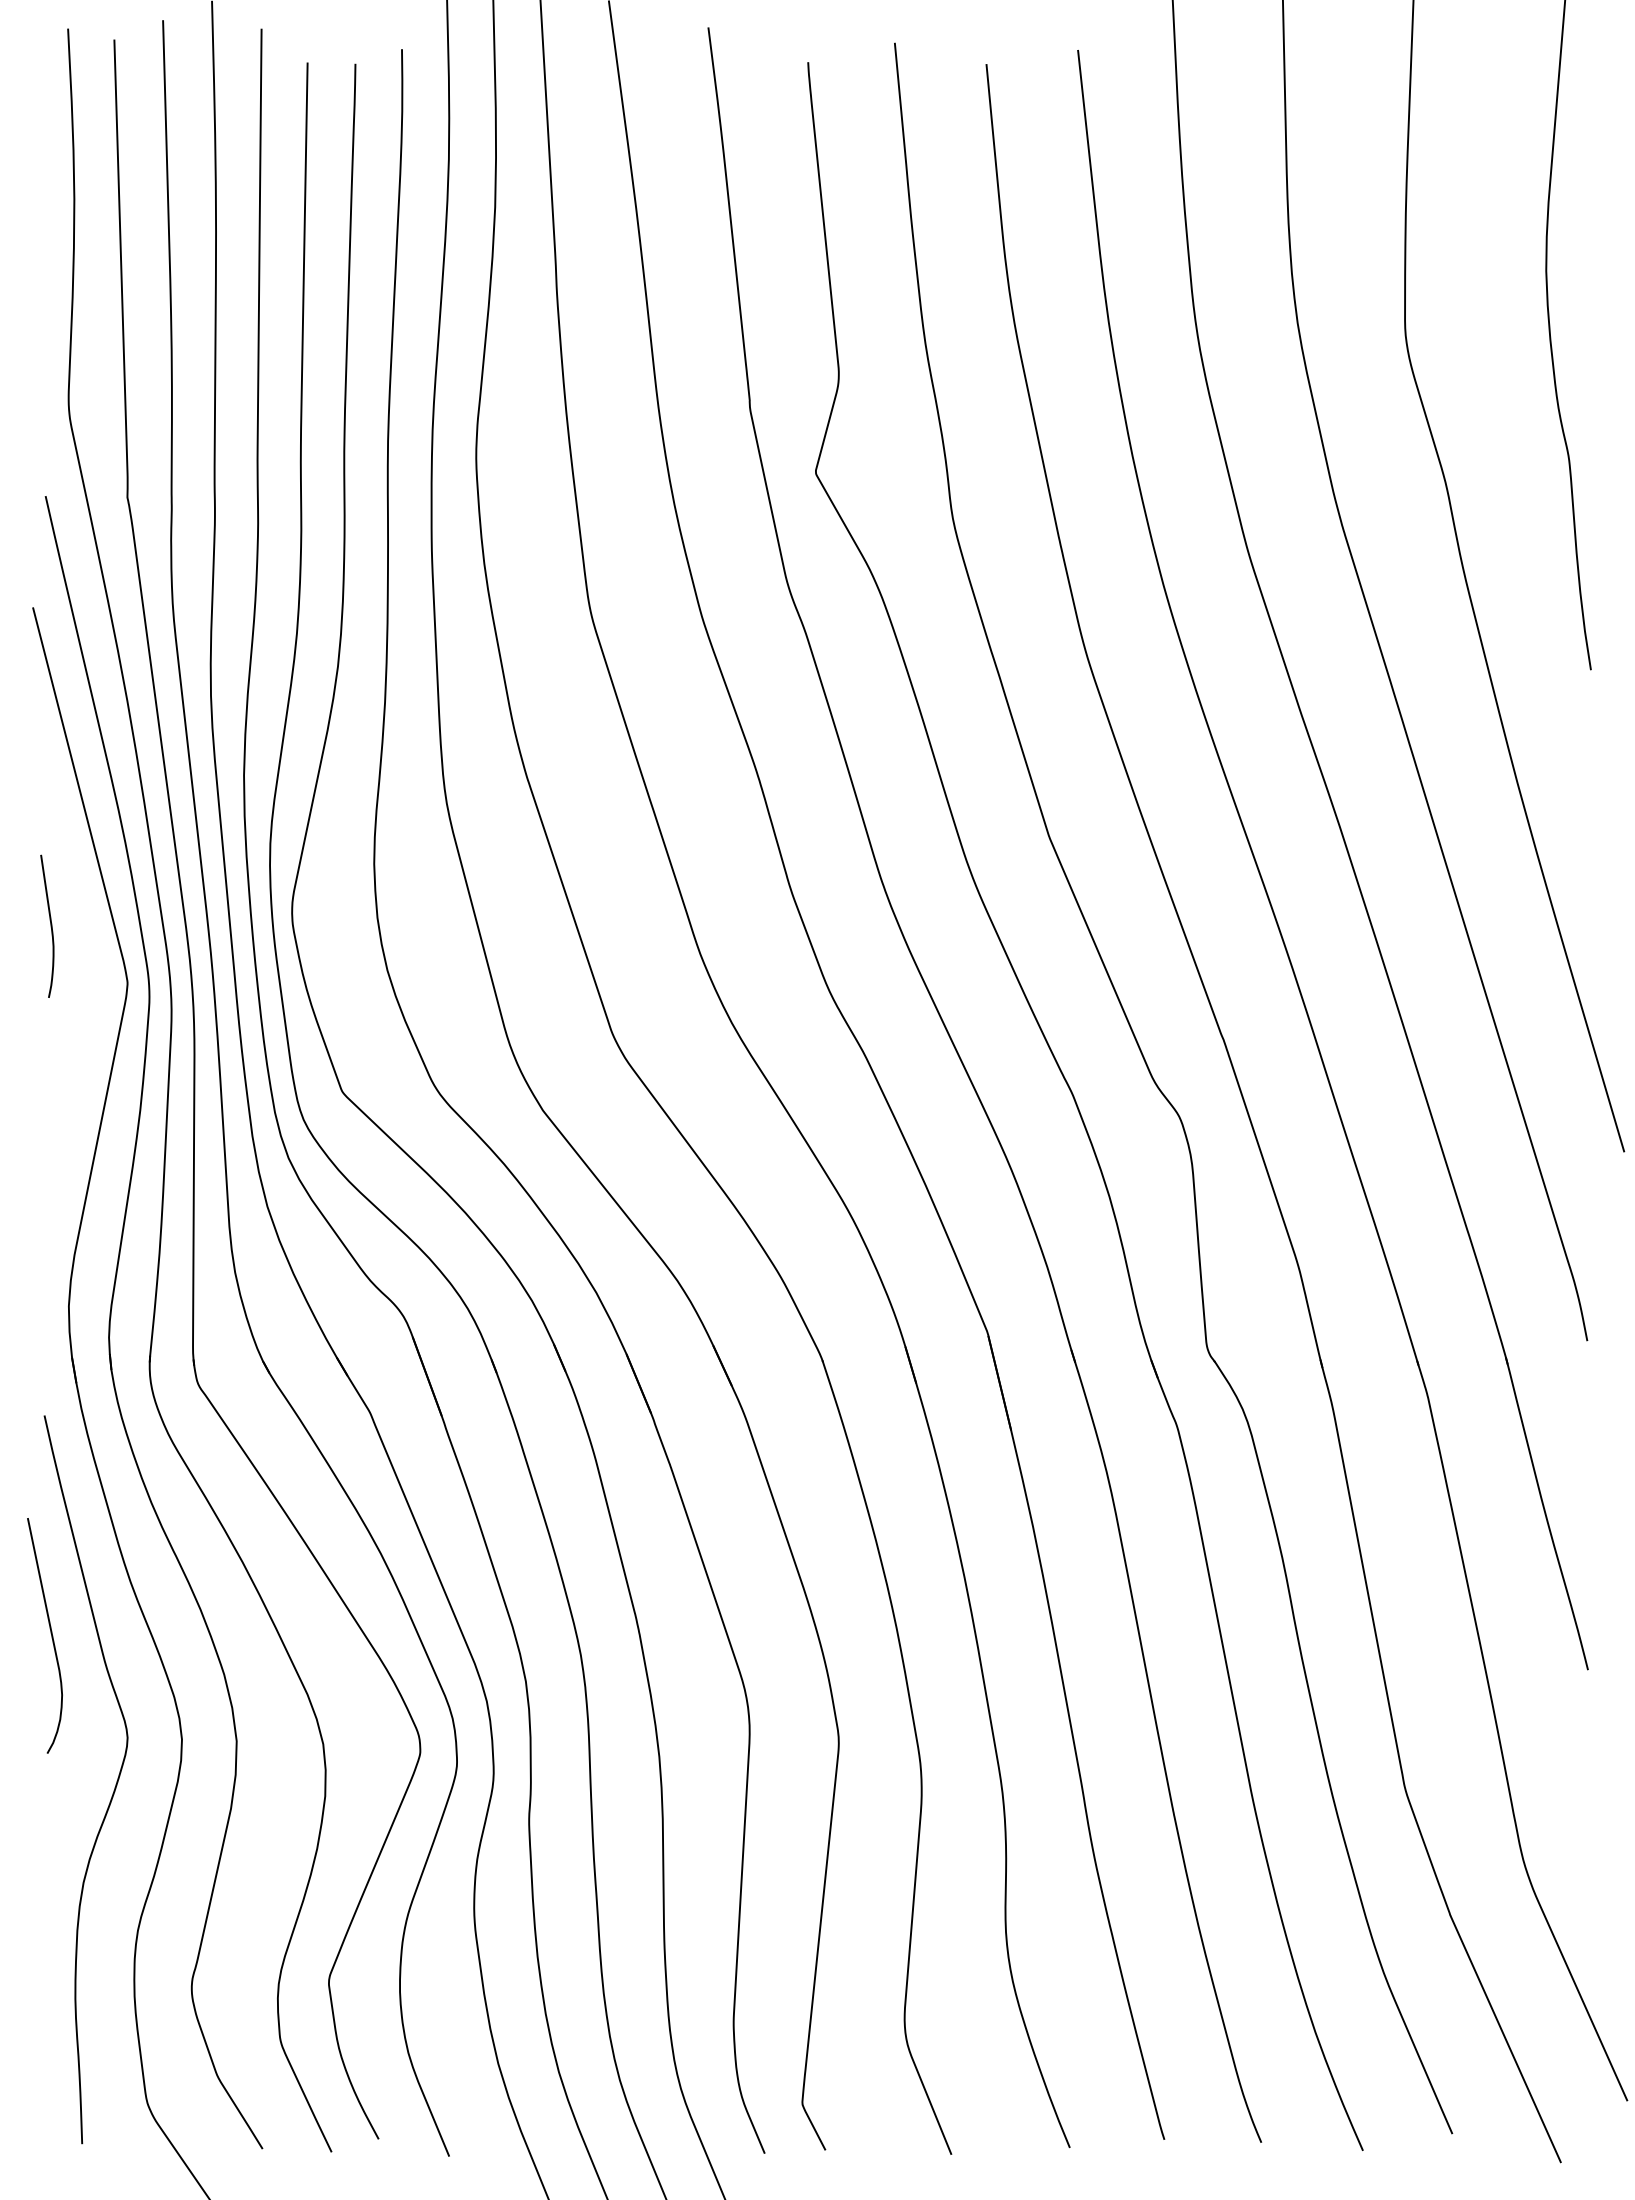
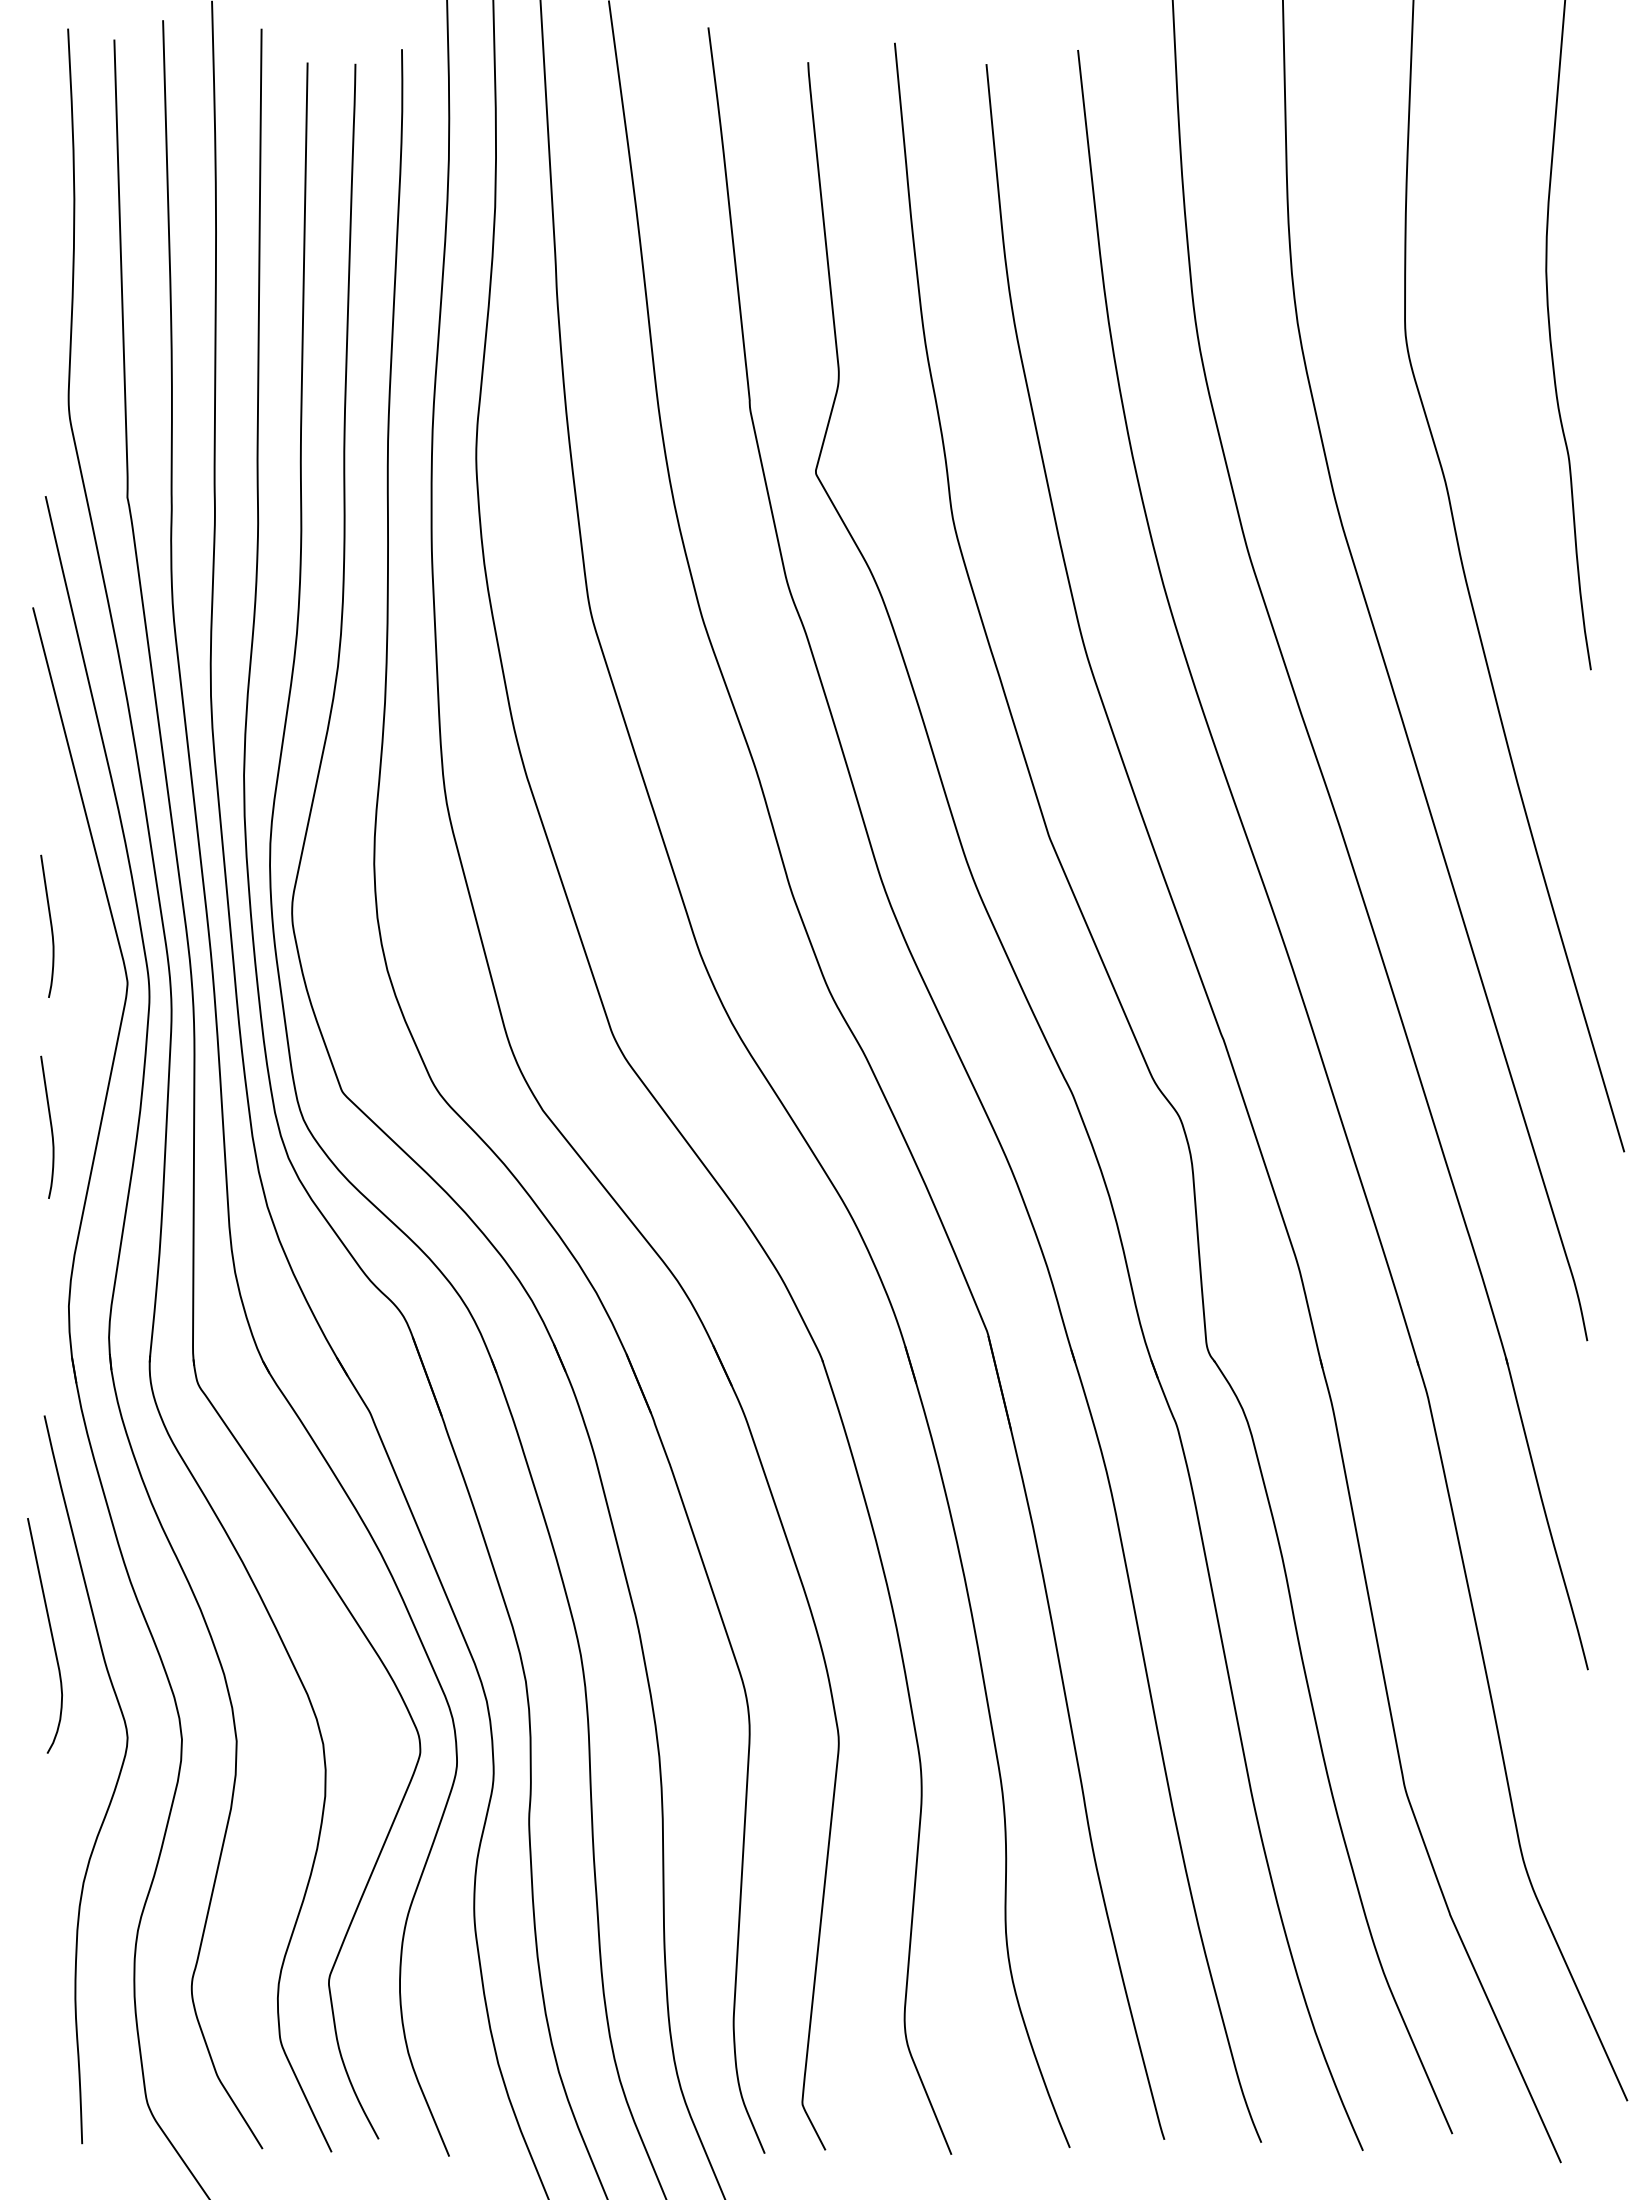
curve: none -> present (50, 1126)
